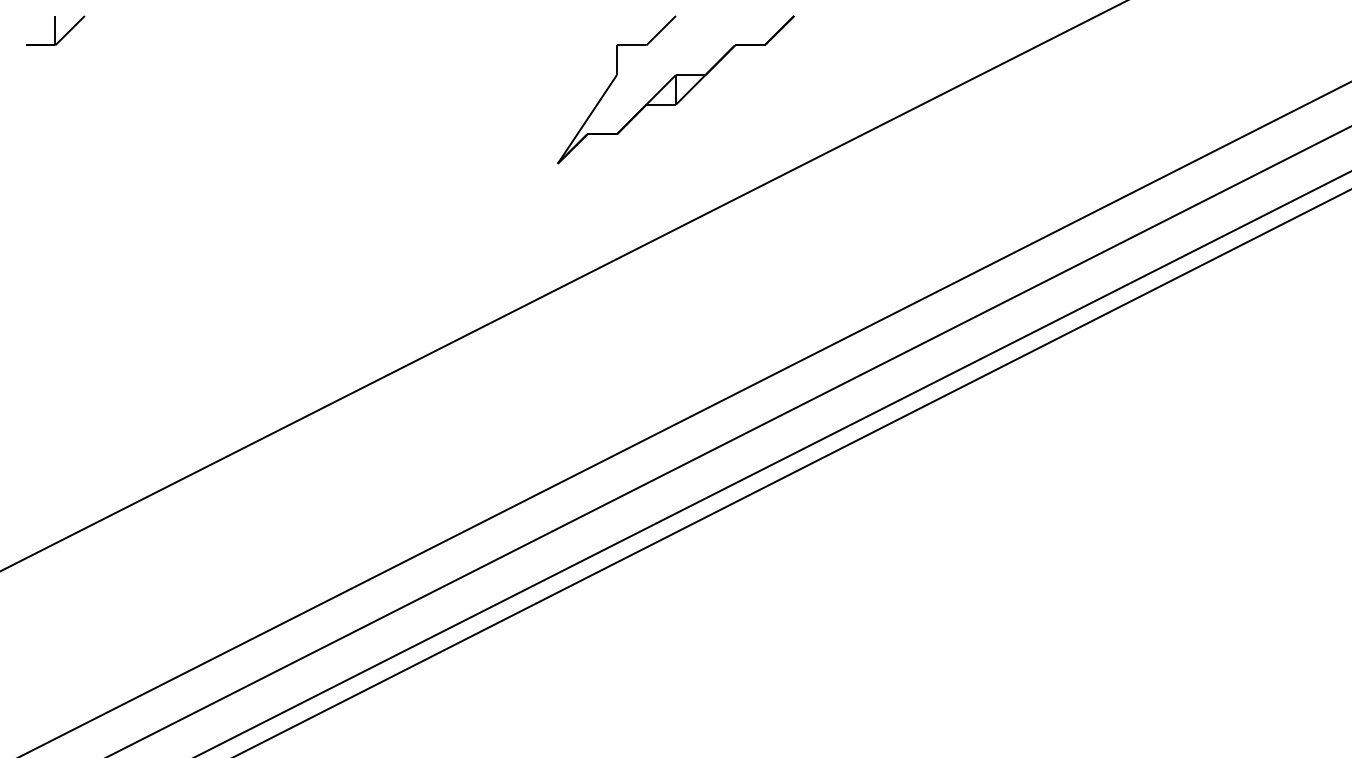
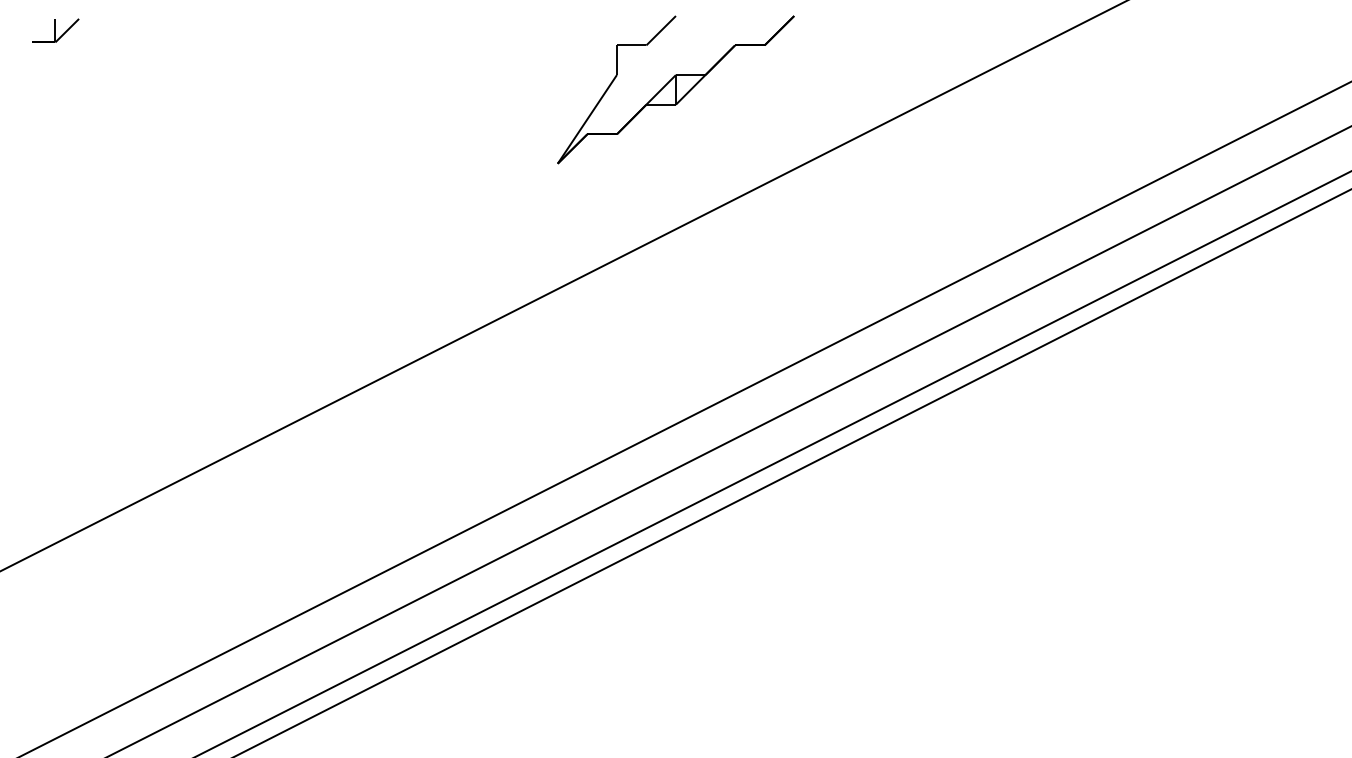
part size: 60x31 px -> 48x25 px (55, 30)
